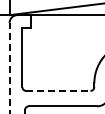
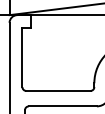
line: dashed -> solid (9, 67)
line: dashed -> solid (58, 90)
